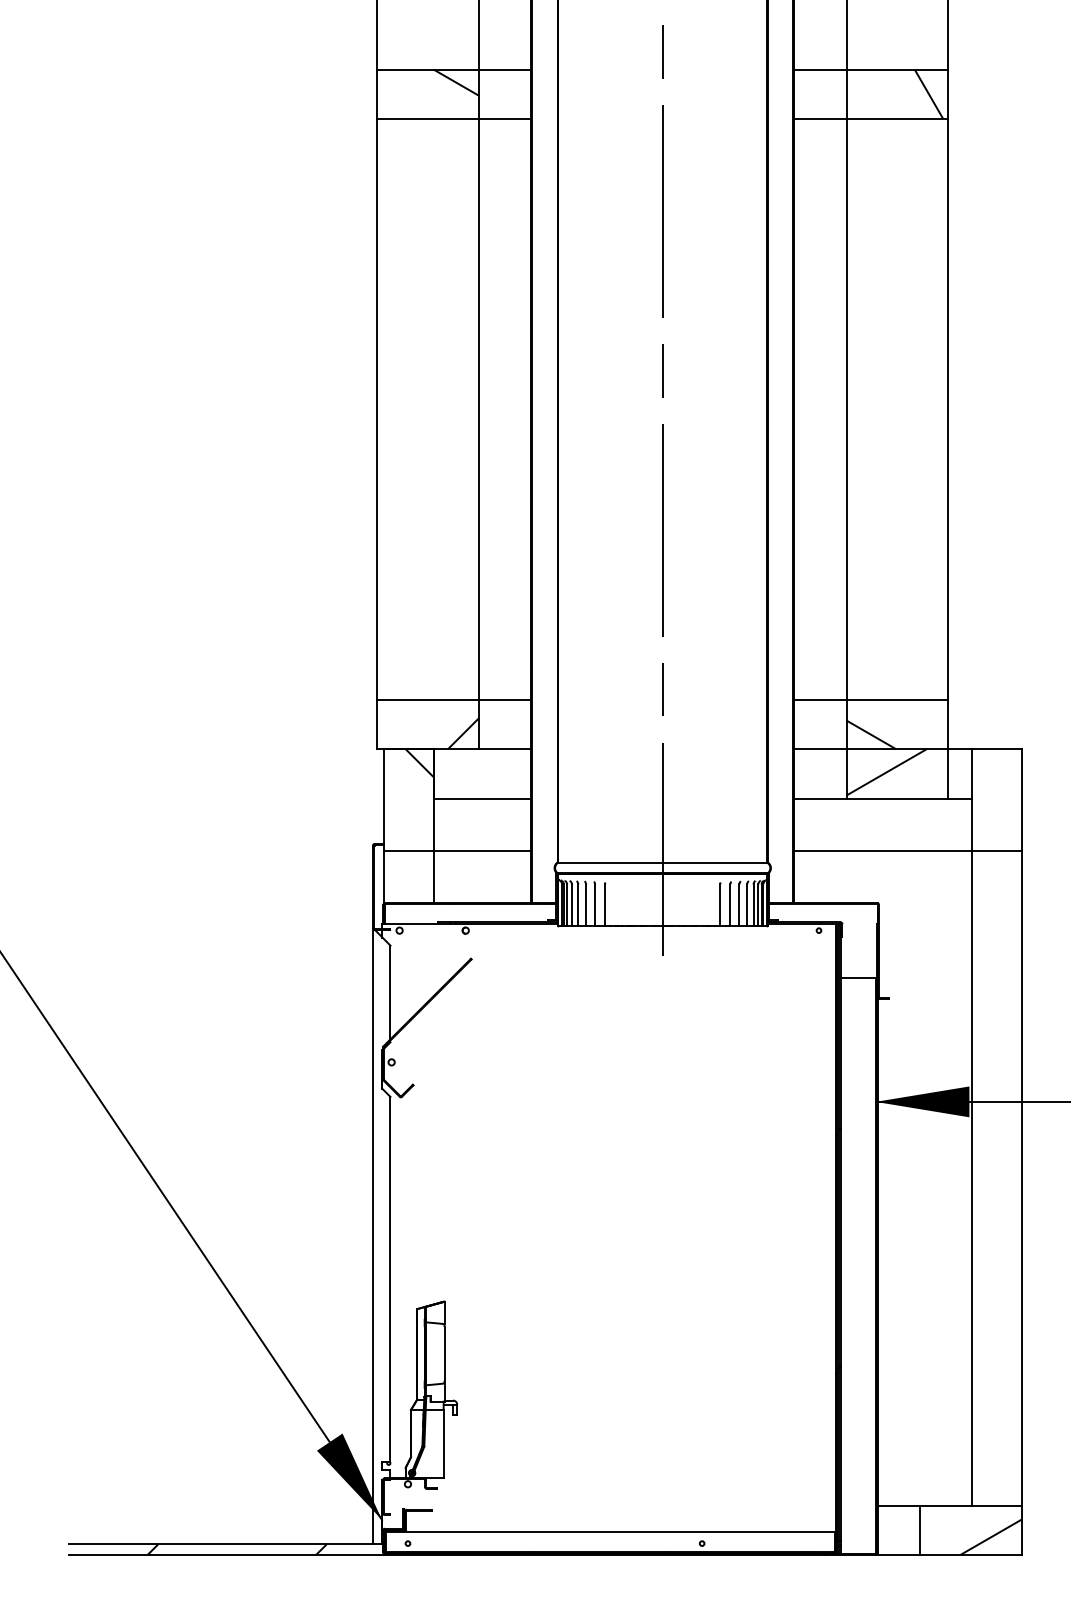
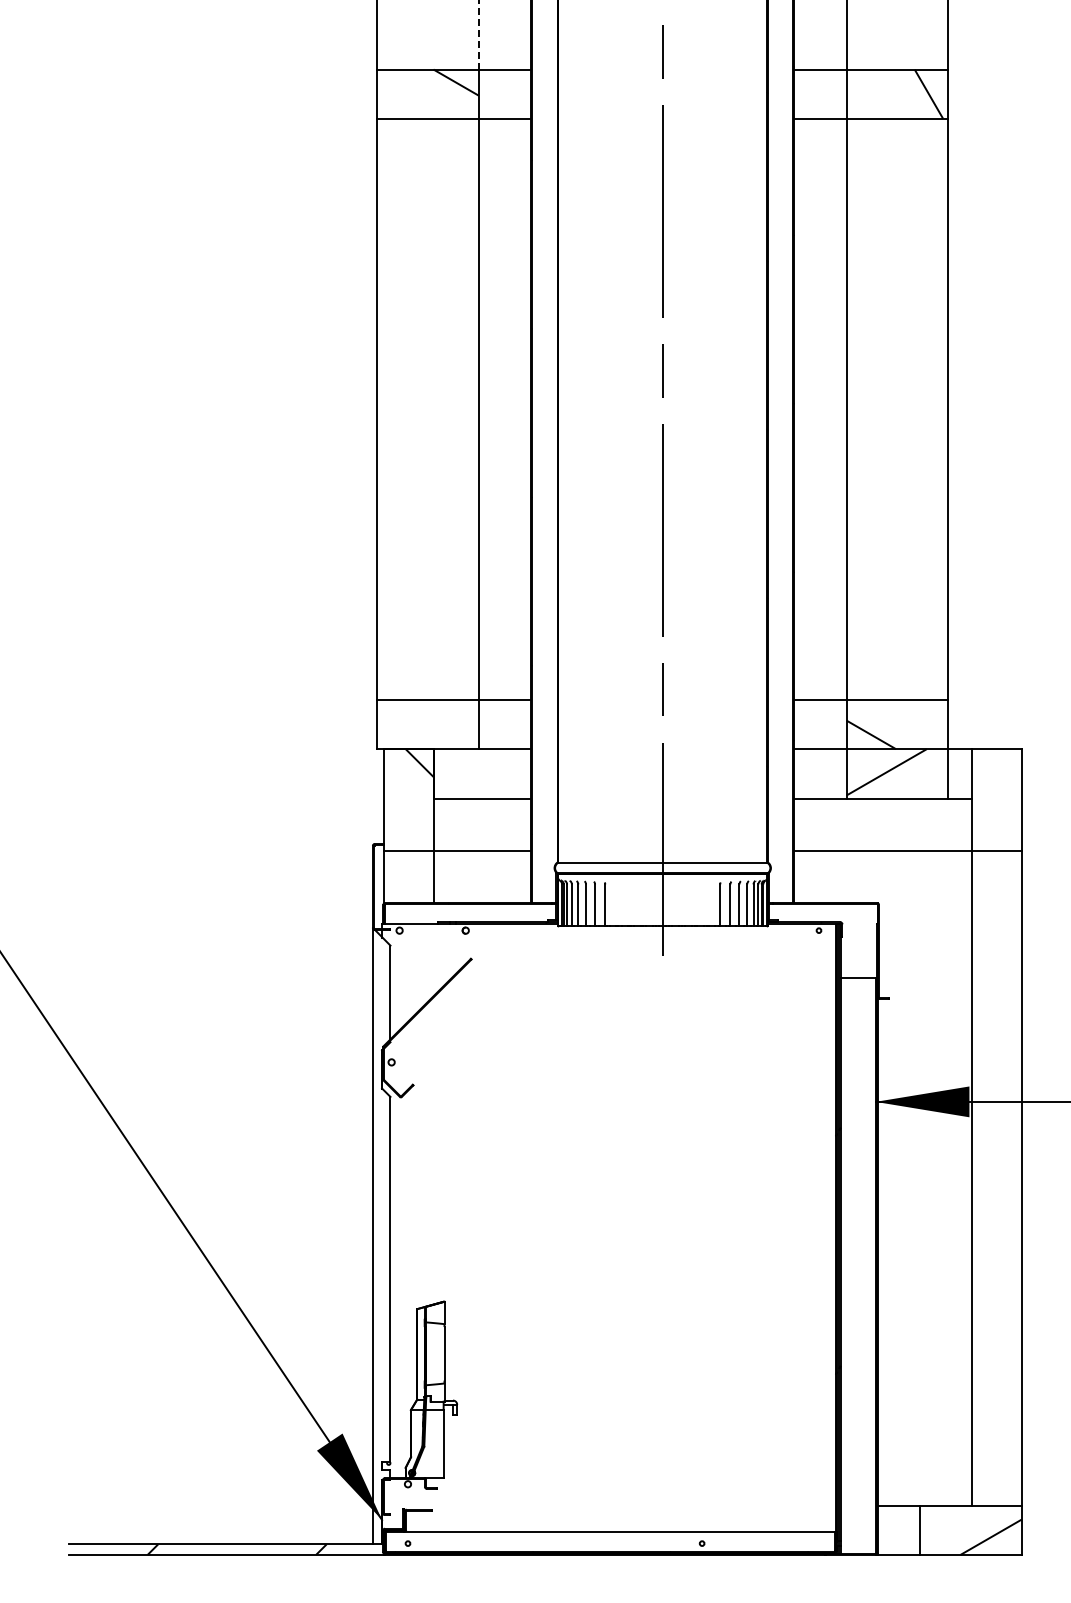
line: solid -> dashed (478, 34)
hatch: present -> none (463, 733)
